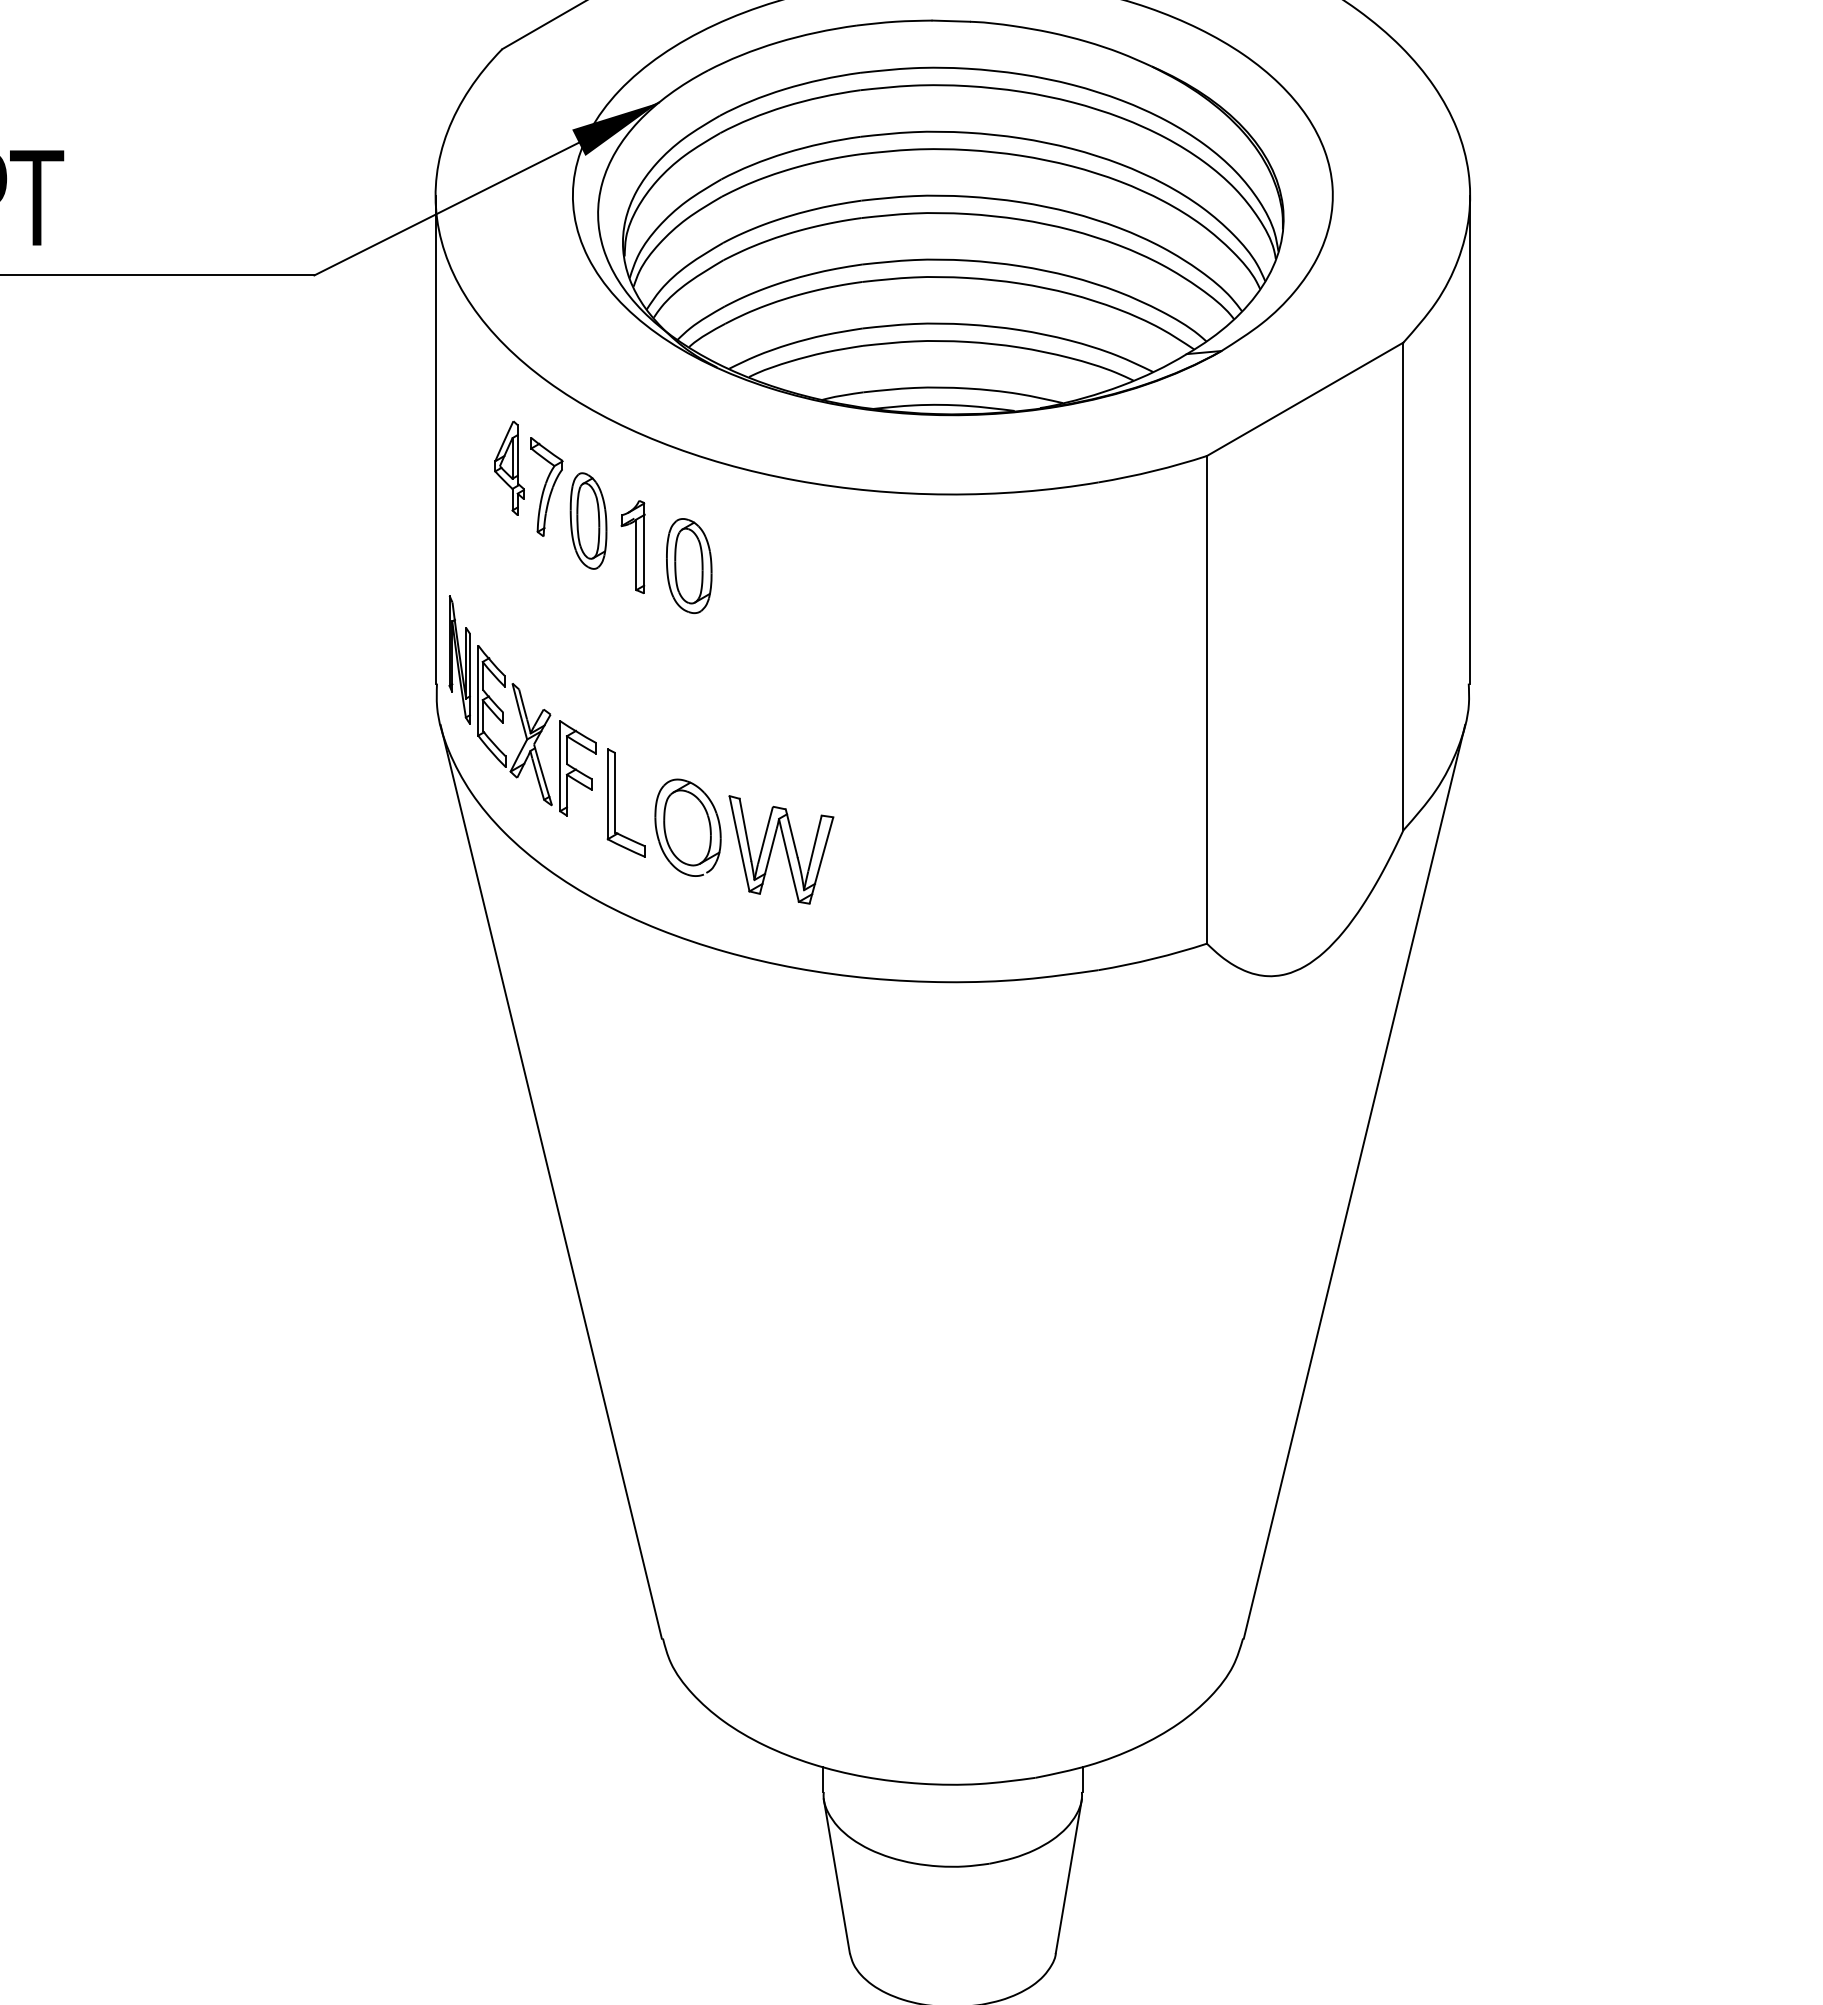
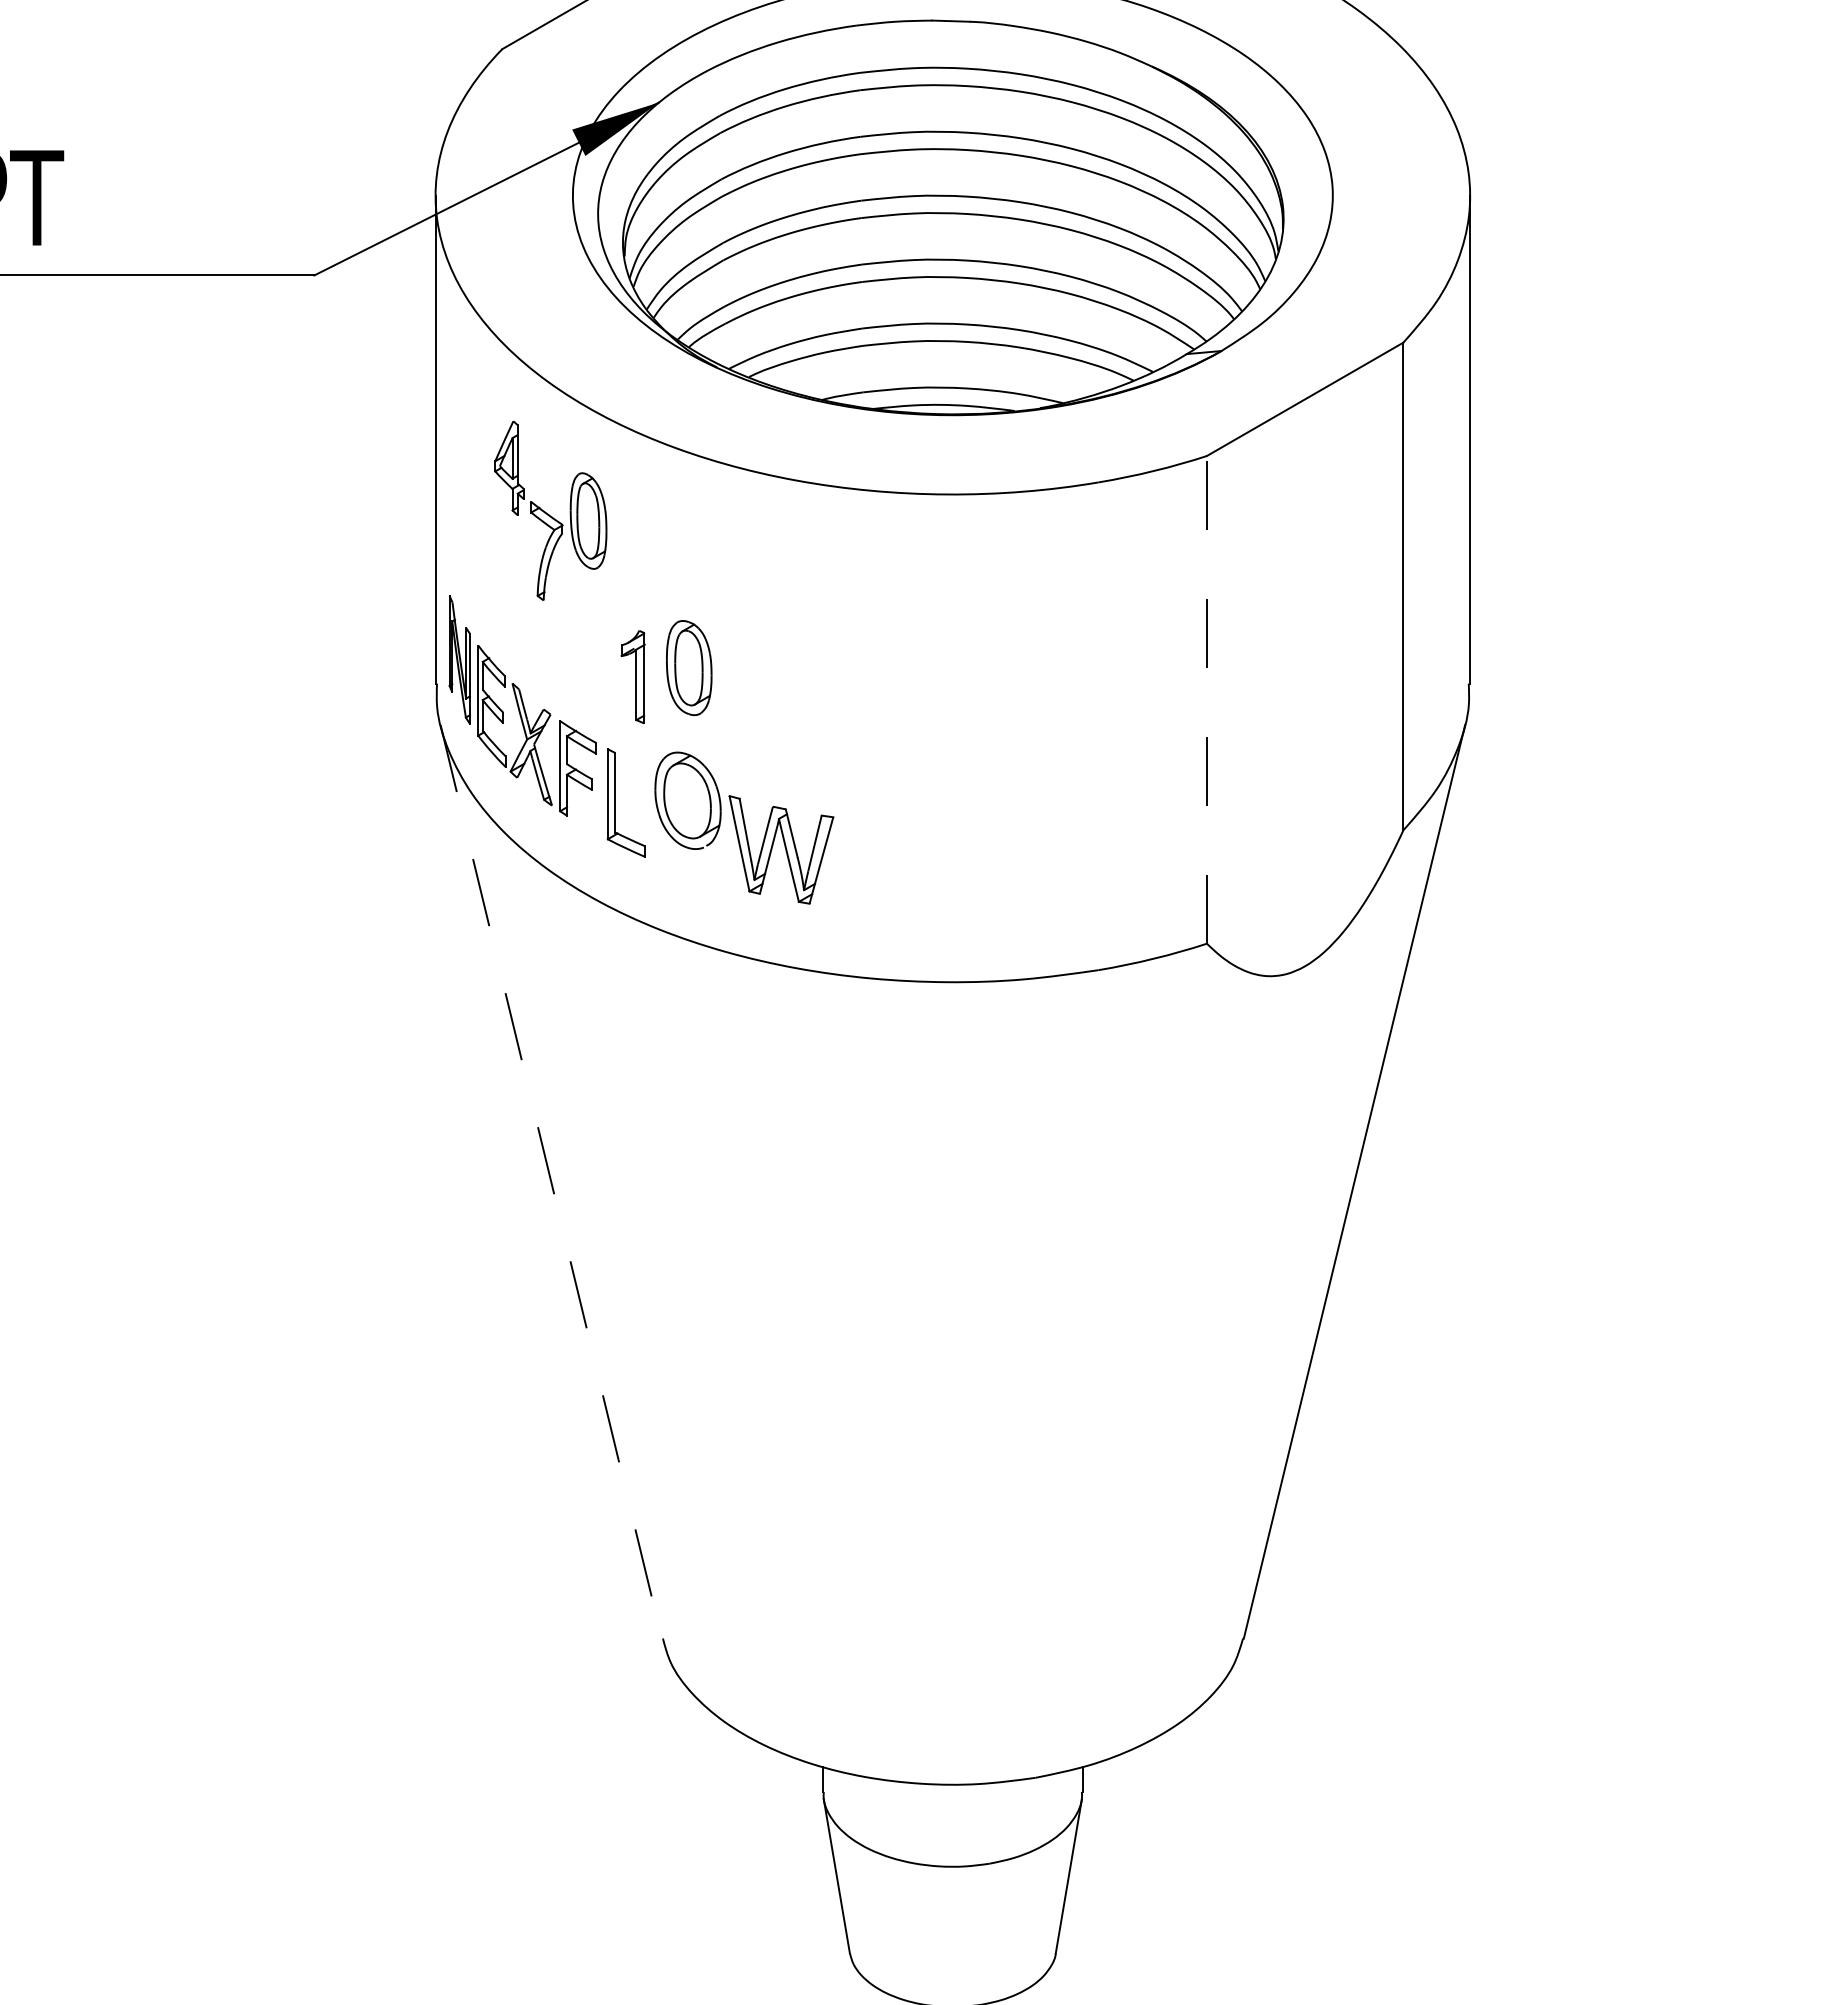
part position: (546, 486) -> (546, 550) (546, 550)
part position: (632, 546) -> (632, 676) (632, 676)
part position: (689, 565) -> (689, 667) (689, 667)
line: solid -> dashed (1206, 699)
part position: (687, 827) -> (687, 800) (687, 800)
line: solid -> dashed (551, 1182)
